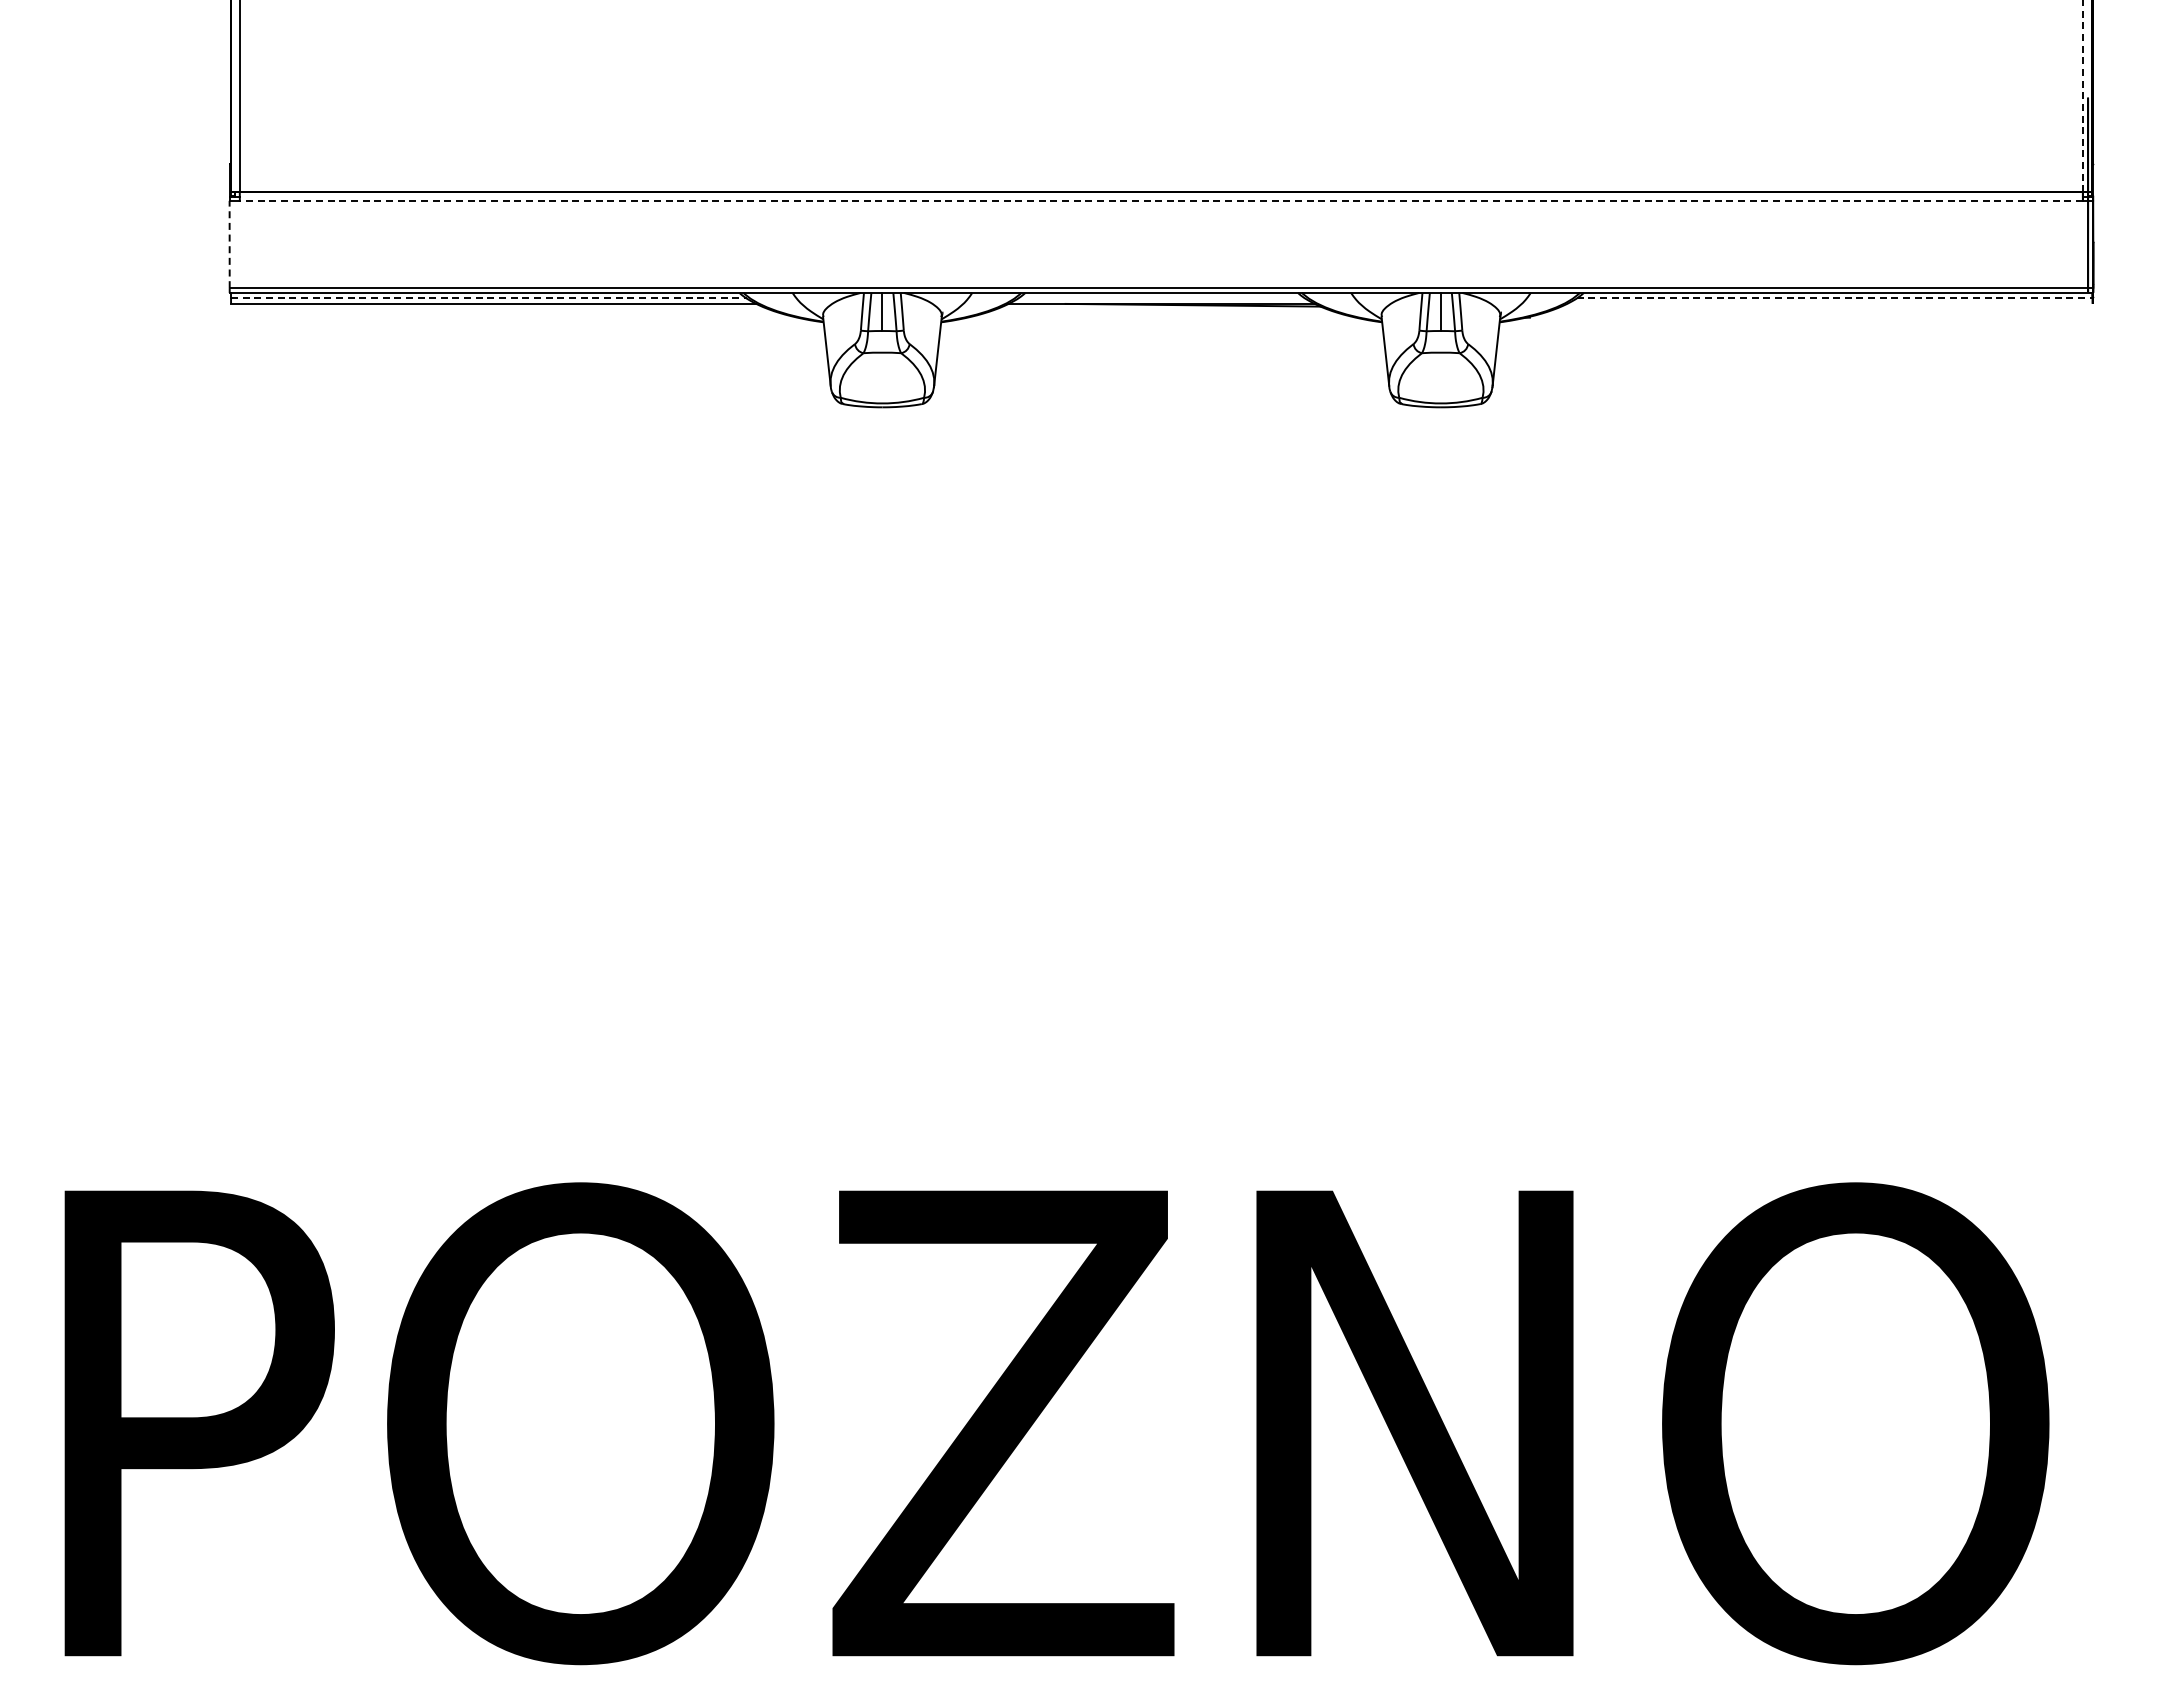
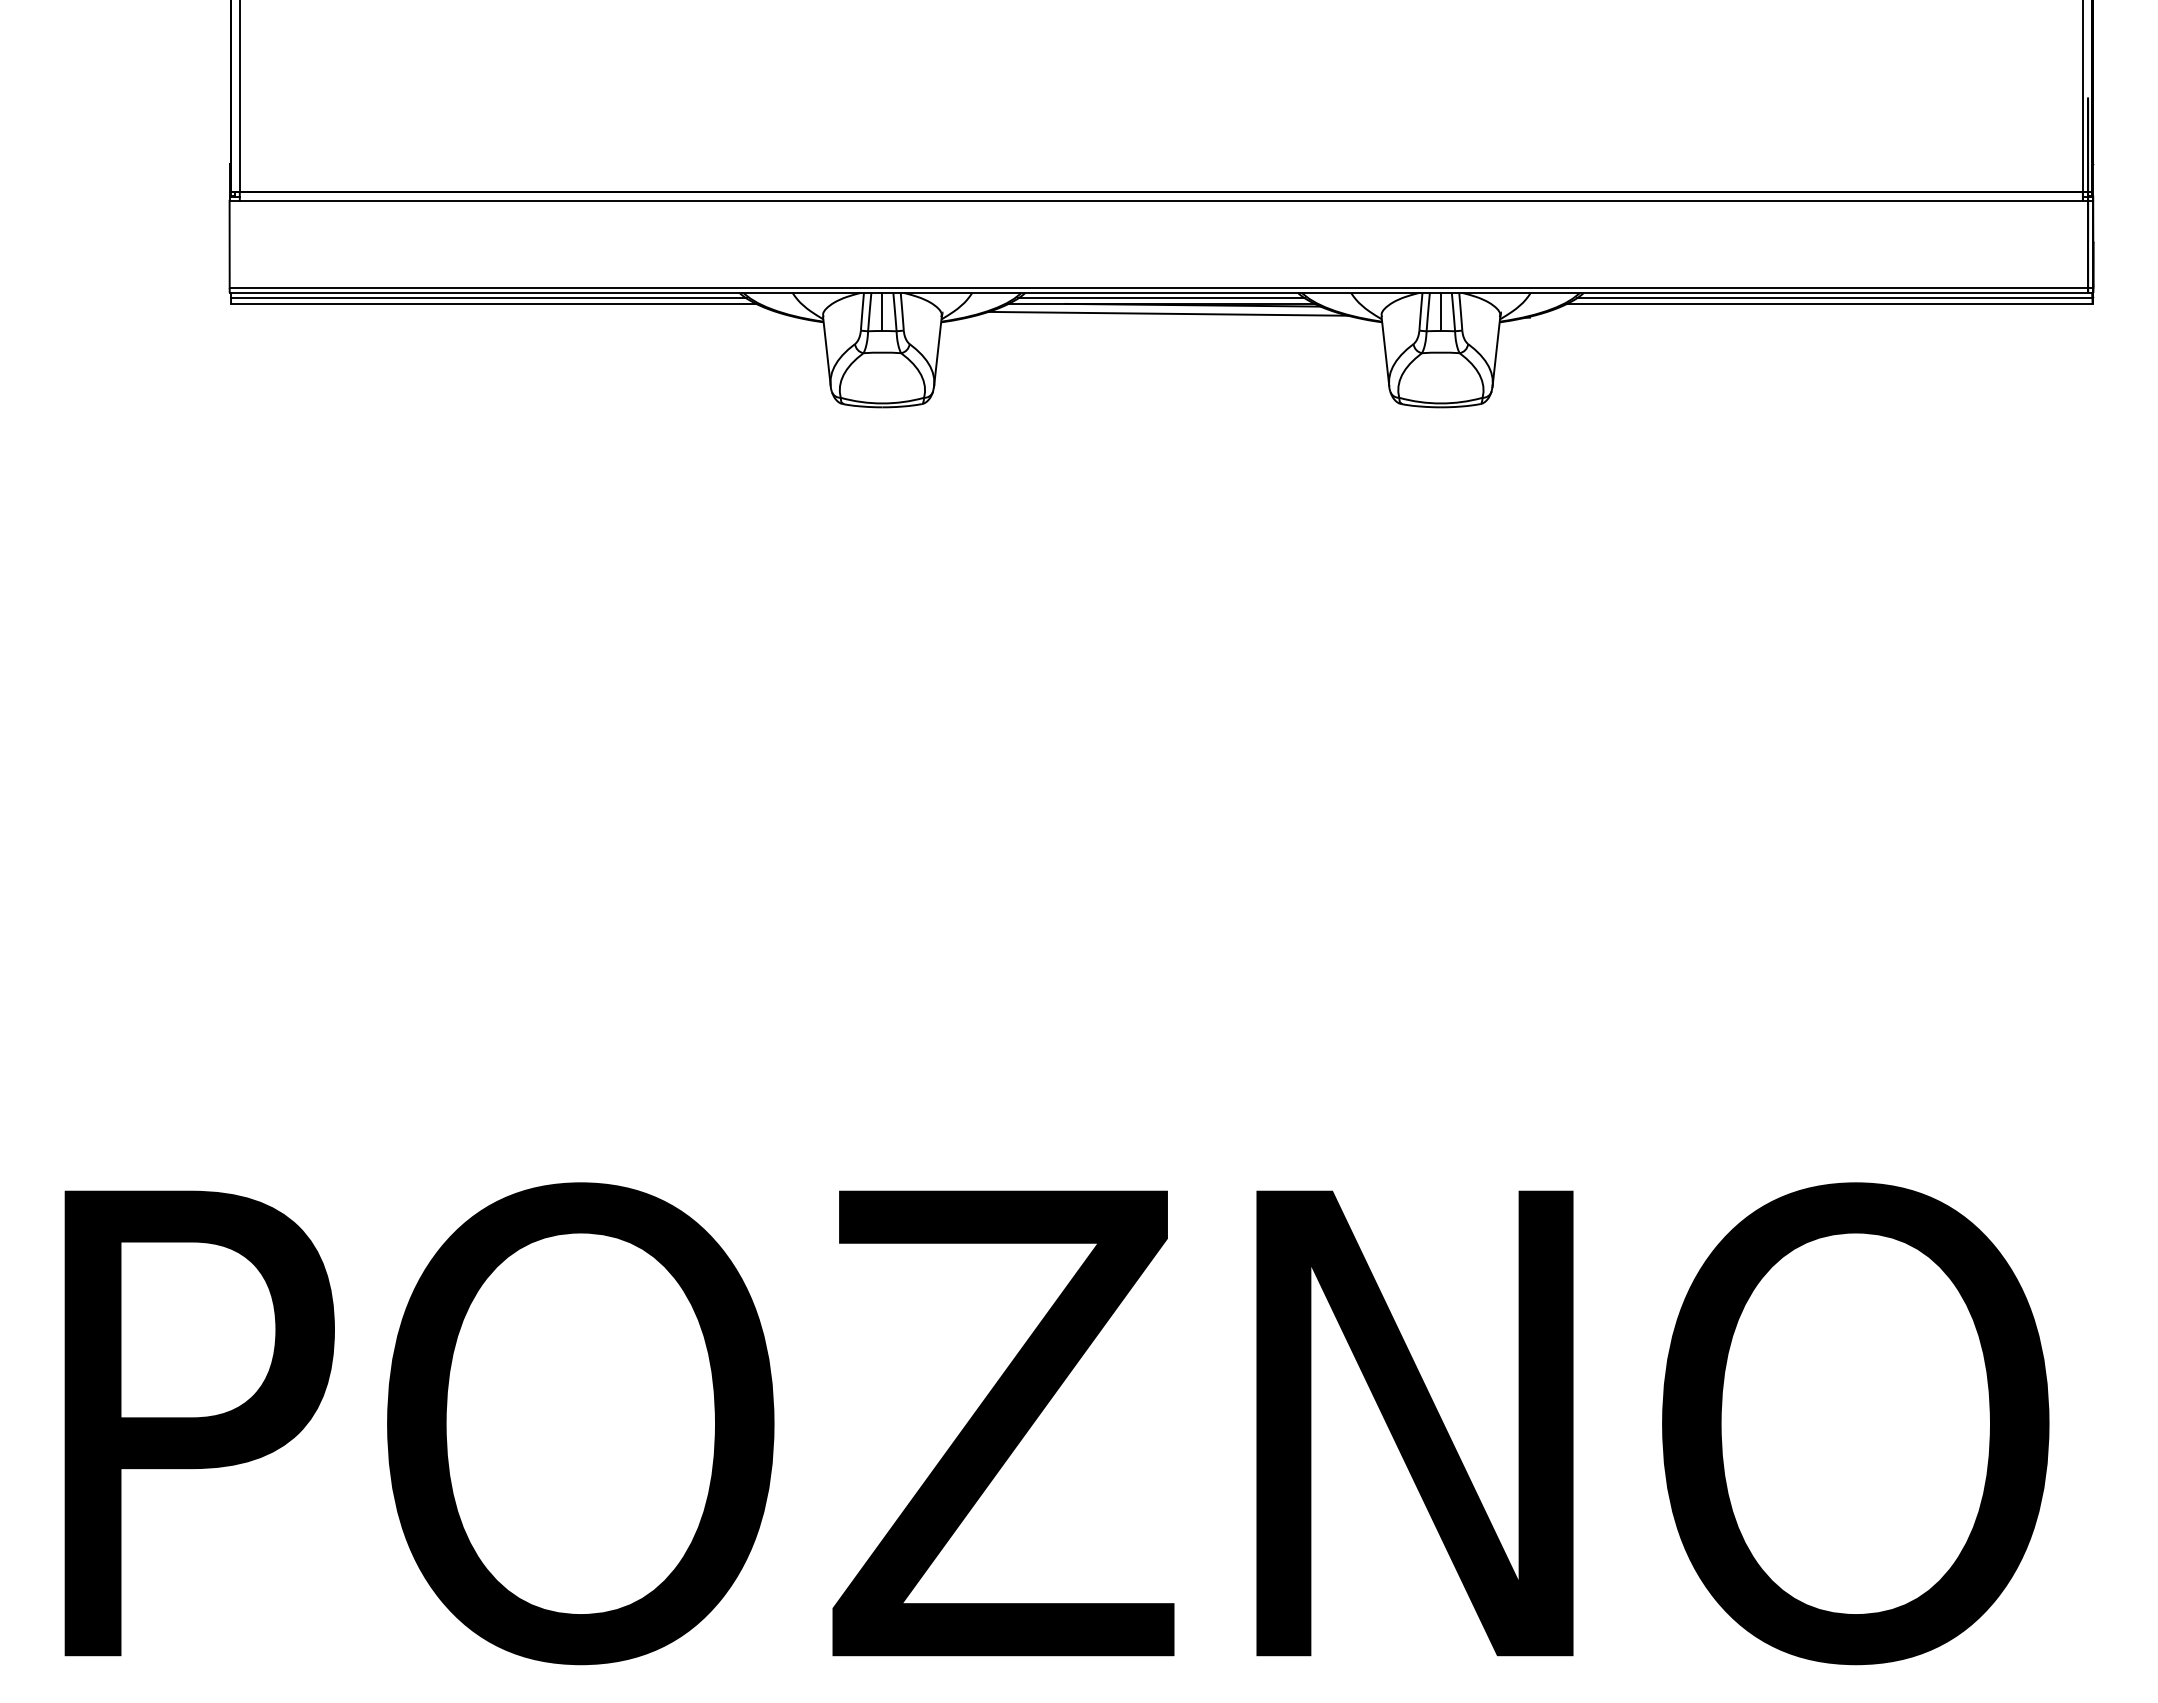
line: dashed -> solid (2082, 96)
line: dashed -> solid (1160, 200)
line: dashed -> solid (229, 244)
line: dashed -> solid (488, 298)
line: none -> present (1161, 298)
line: dashed -> solid (1834, 298)
line: none -> present (1829, 303)
line: none -> present (1168, 313)
